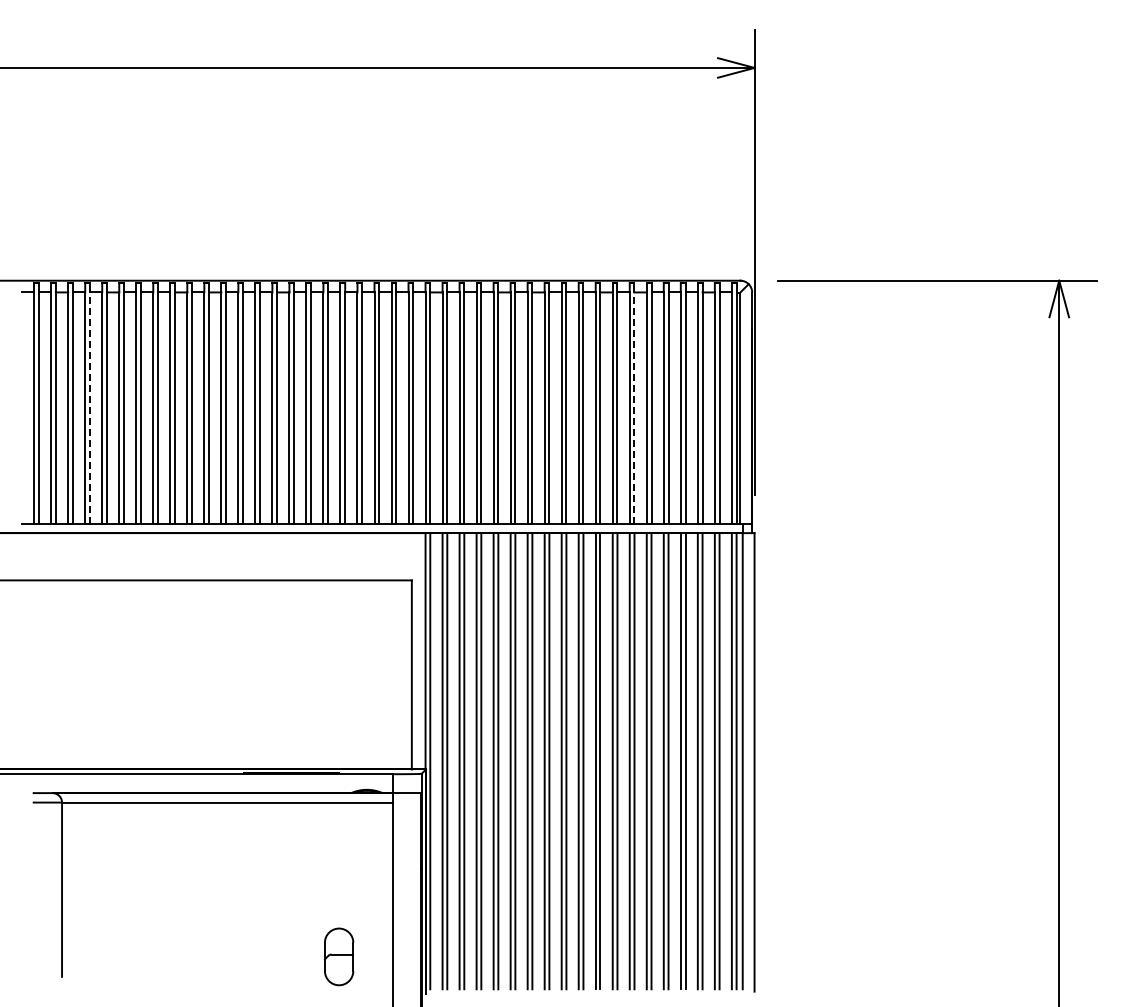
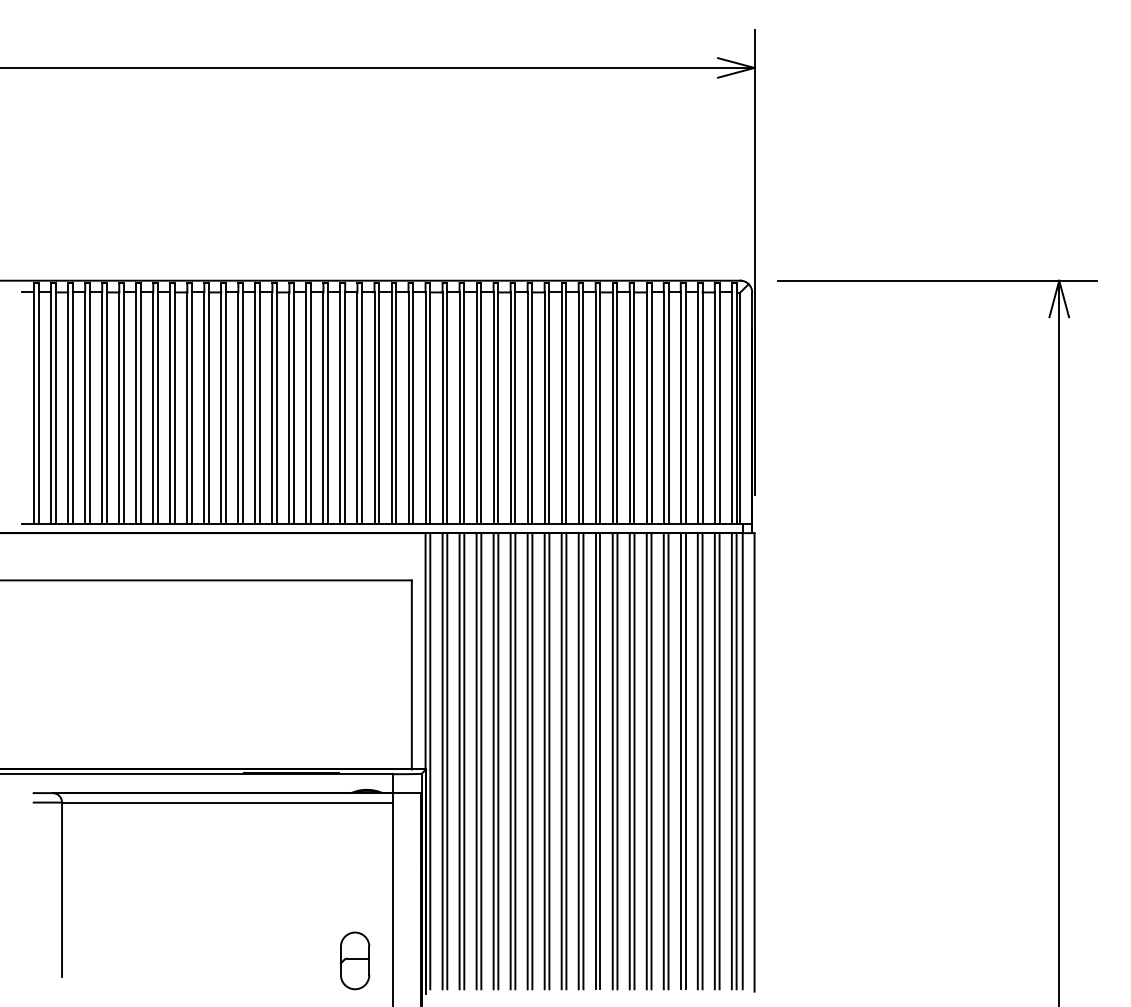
line: dashed -> solid (89, 408)
line: dashed -> solid (634, 408)
part position: (338, 956) -> (354, 960) (354, 960)
